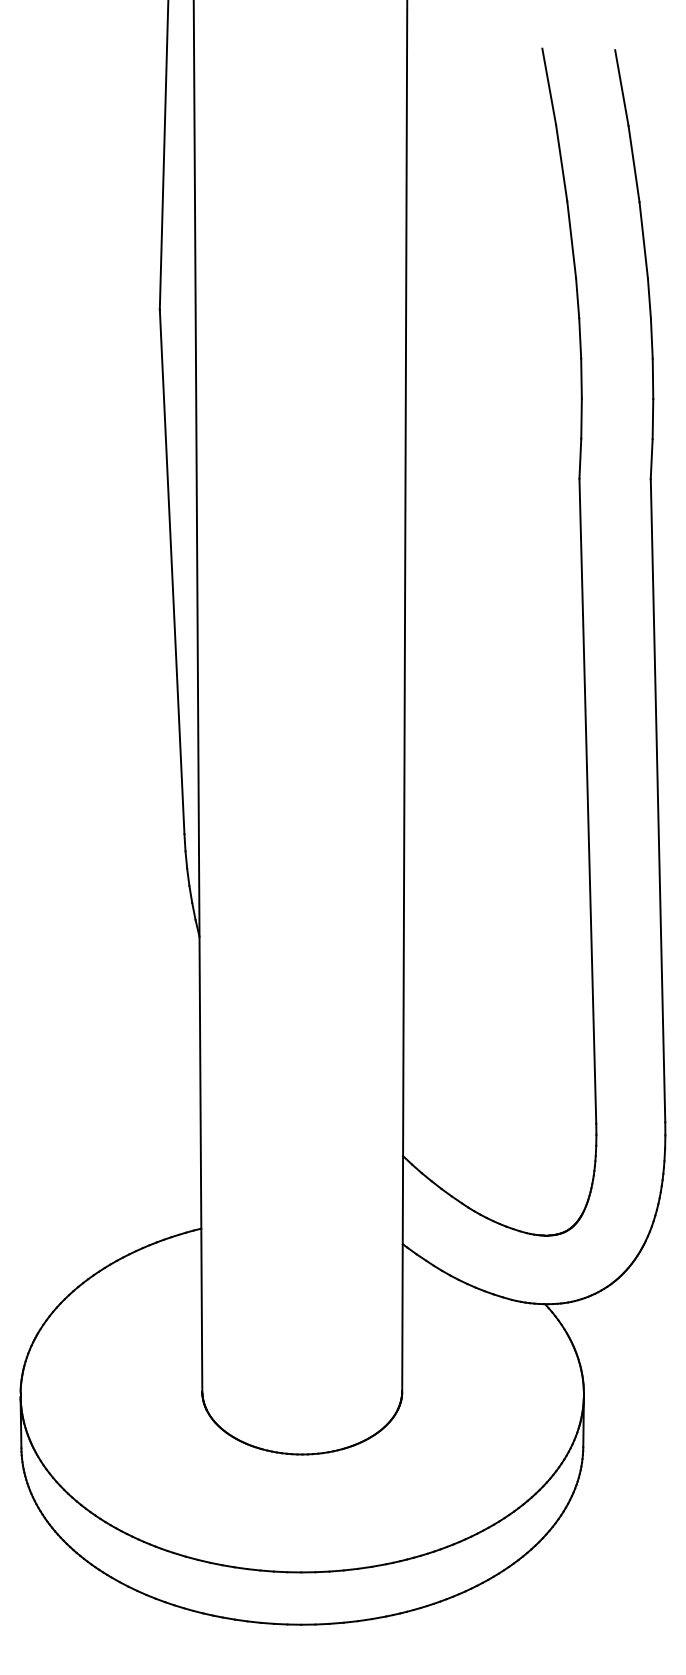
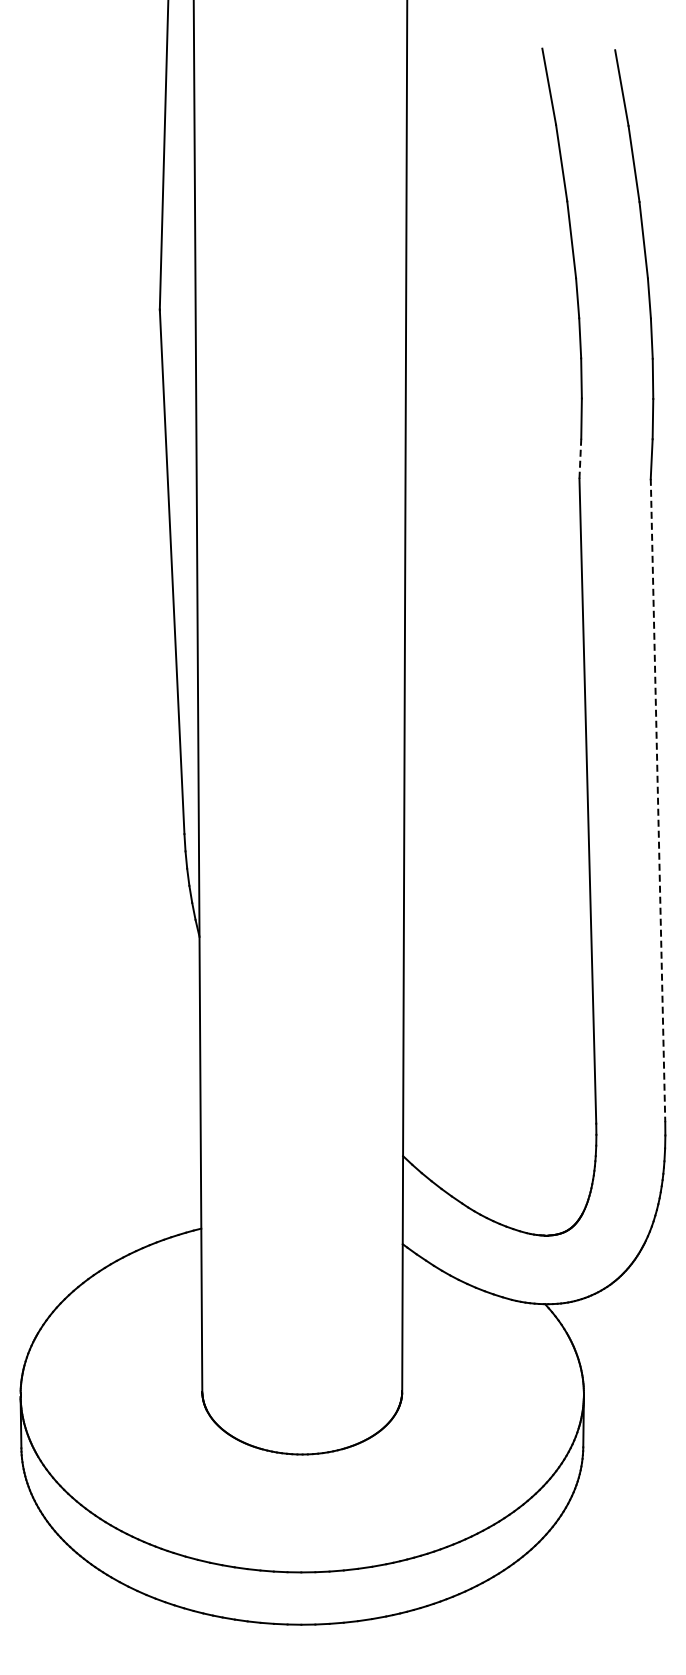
line: solid -> dashed (580, 458)
line: solid -> dashed (658, 800)
